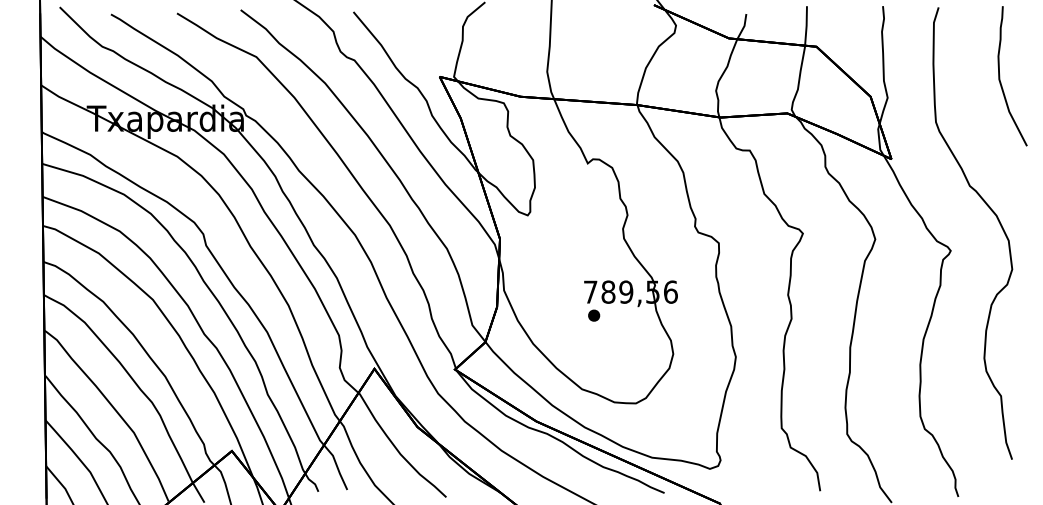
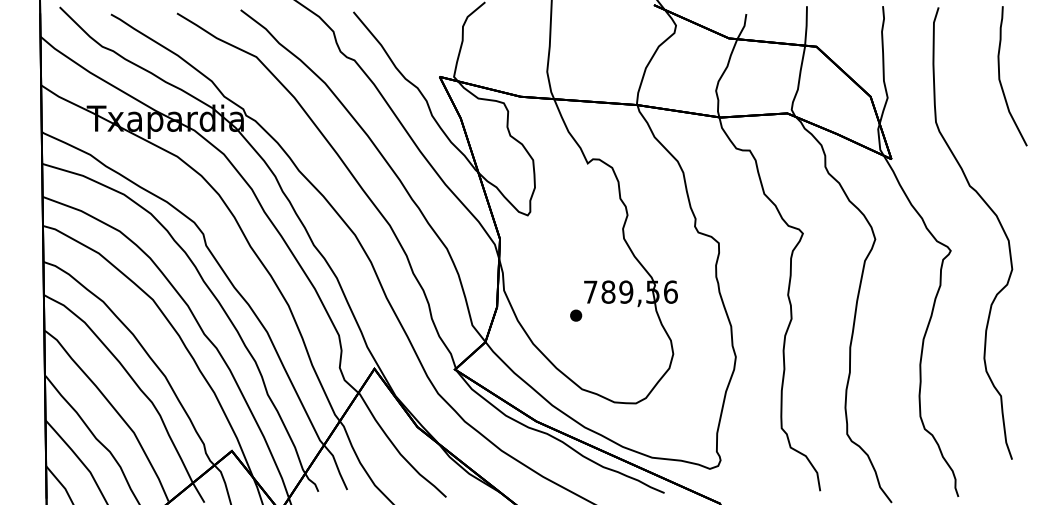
part position: (594, 315) -> (576, 315) (576, 315)
